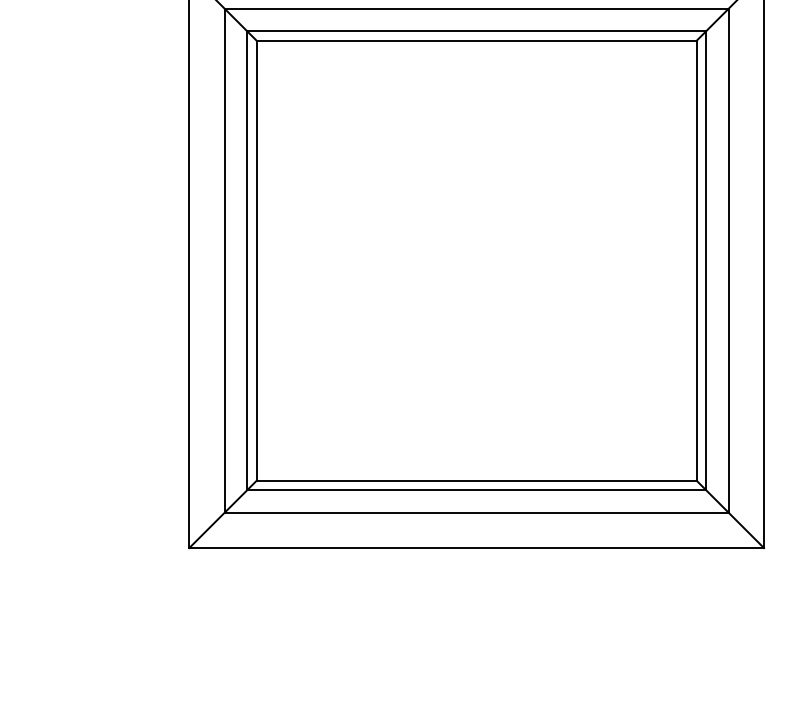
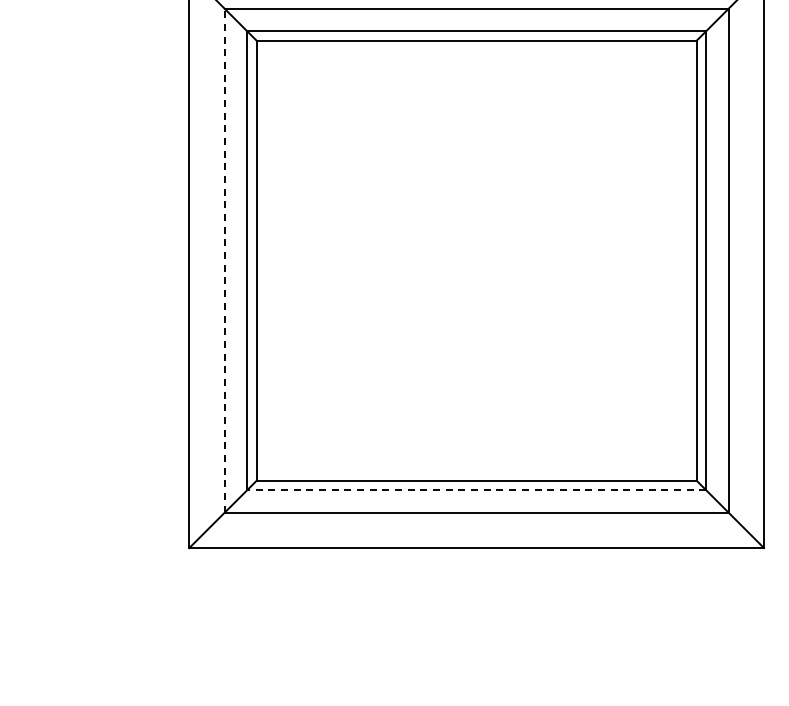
line: solid -> dashed (224, 260)
line: solid -> dashed (476, 490)
